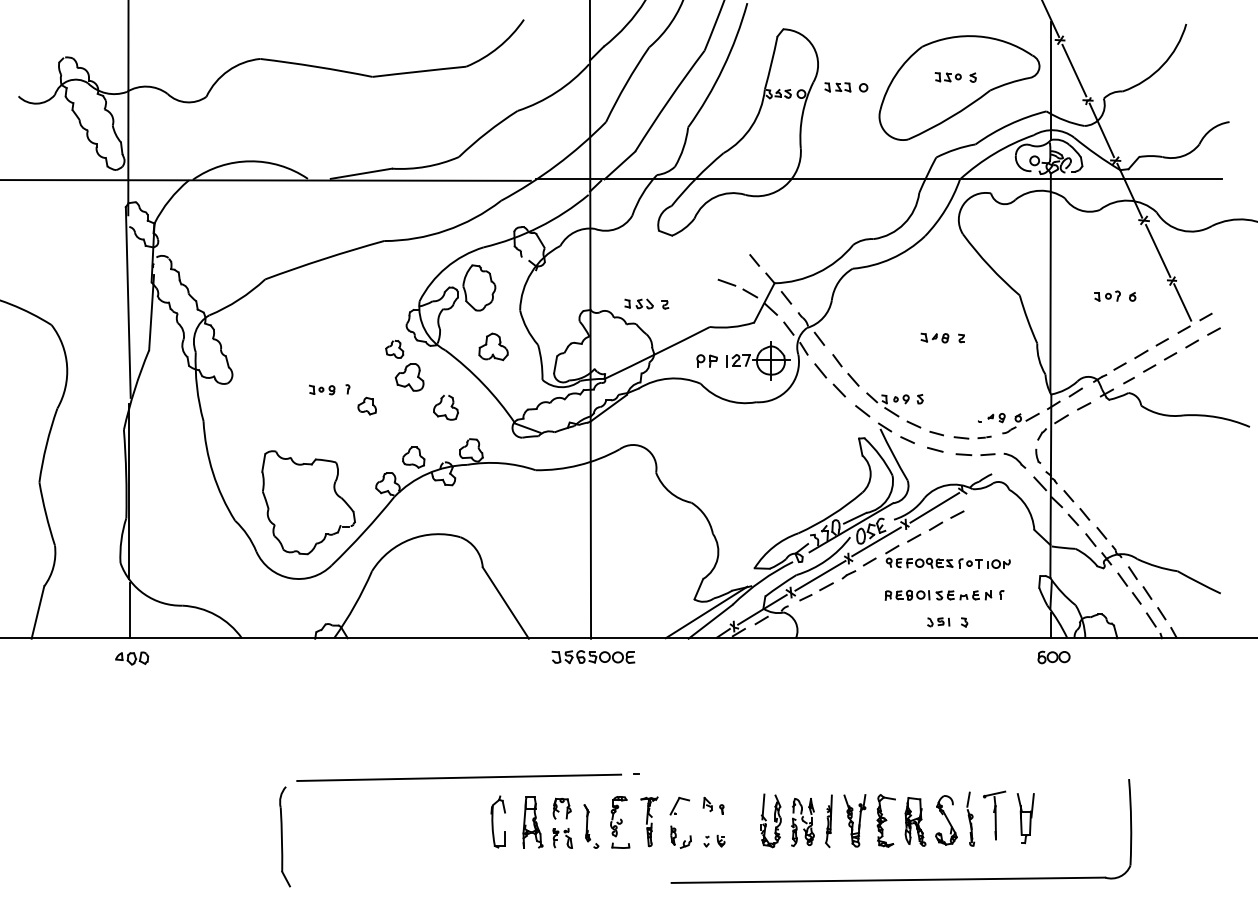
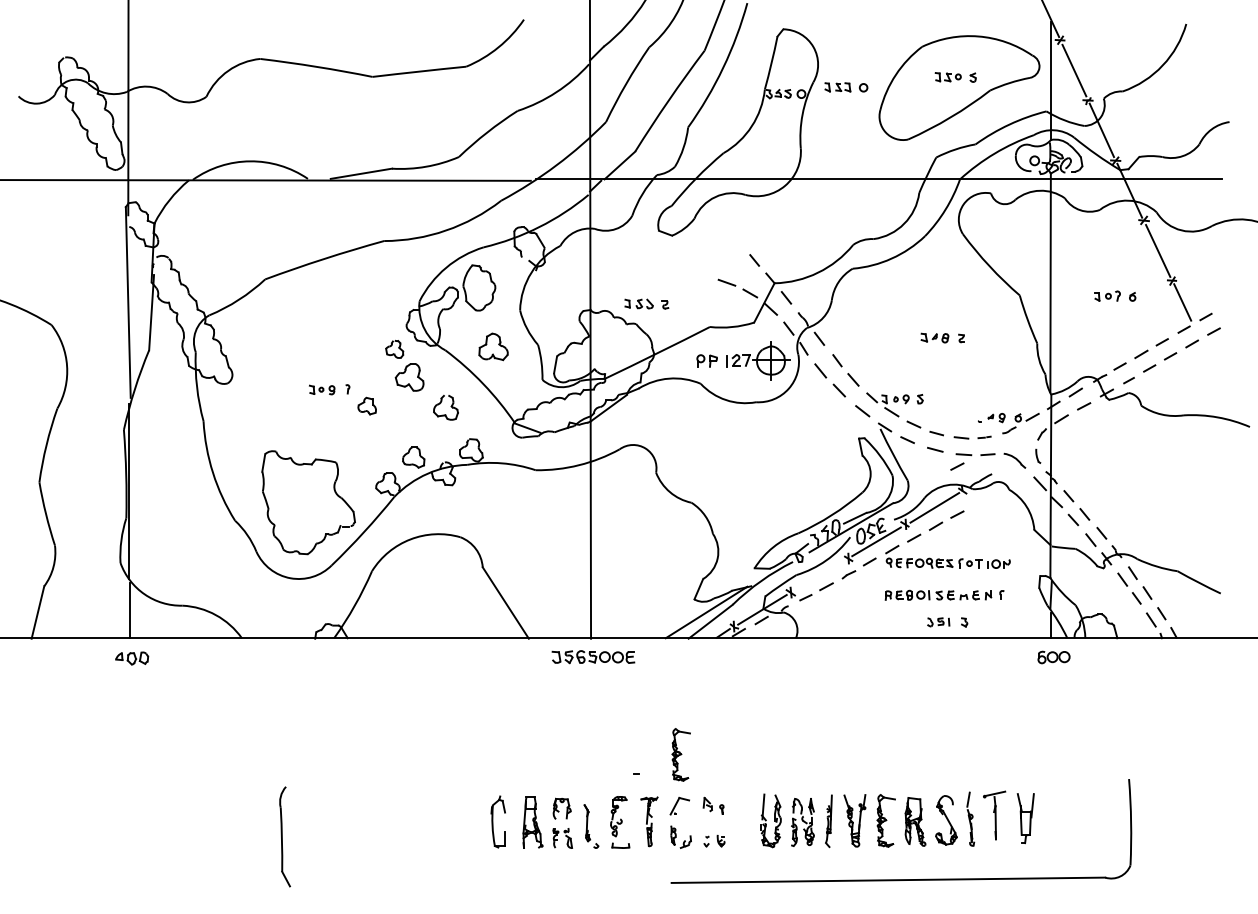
line: none -> present (957, 466)
line: present -> none (820, 575)
part: none -> present (680, 754)
line: present -> none (459, 777)
